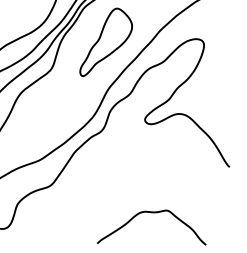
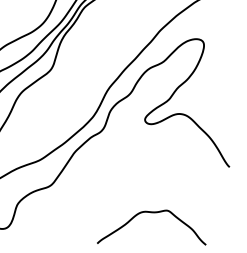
part: present -> none (105, 41)
